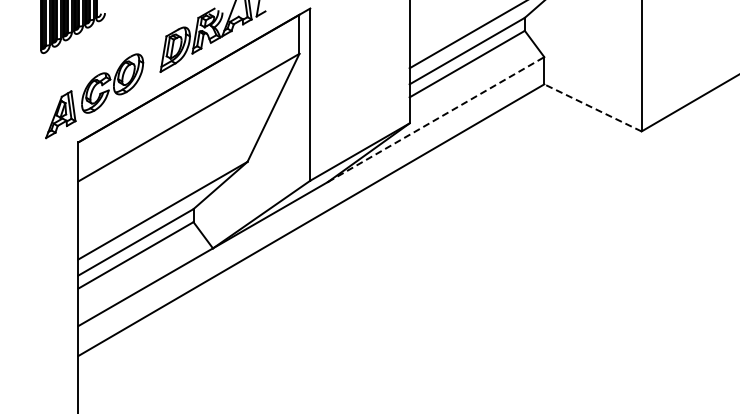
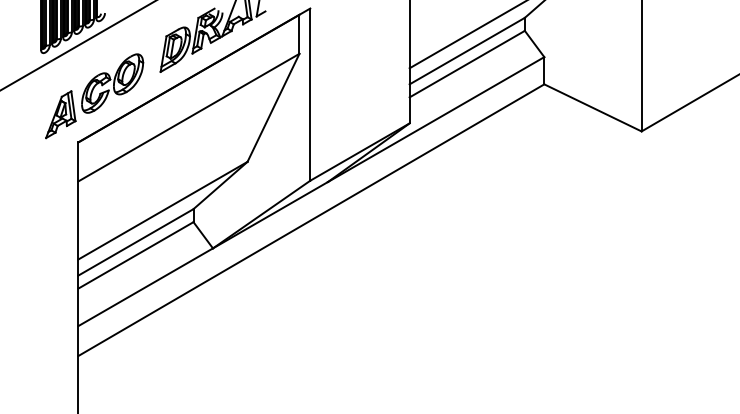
line: none -> present (77, 45)
line: dashed -> solid (592, 107)
line: dashed -> solid (436, 119)
